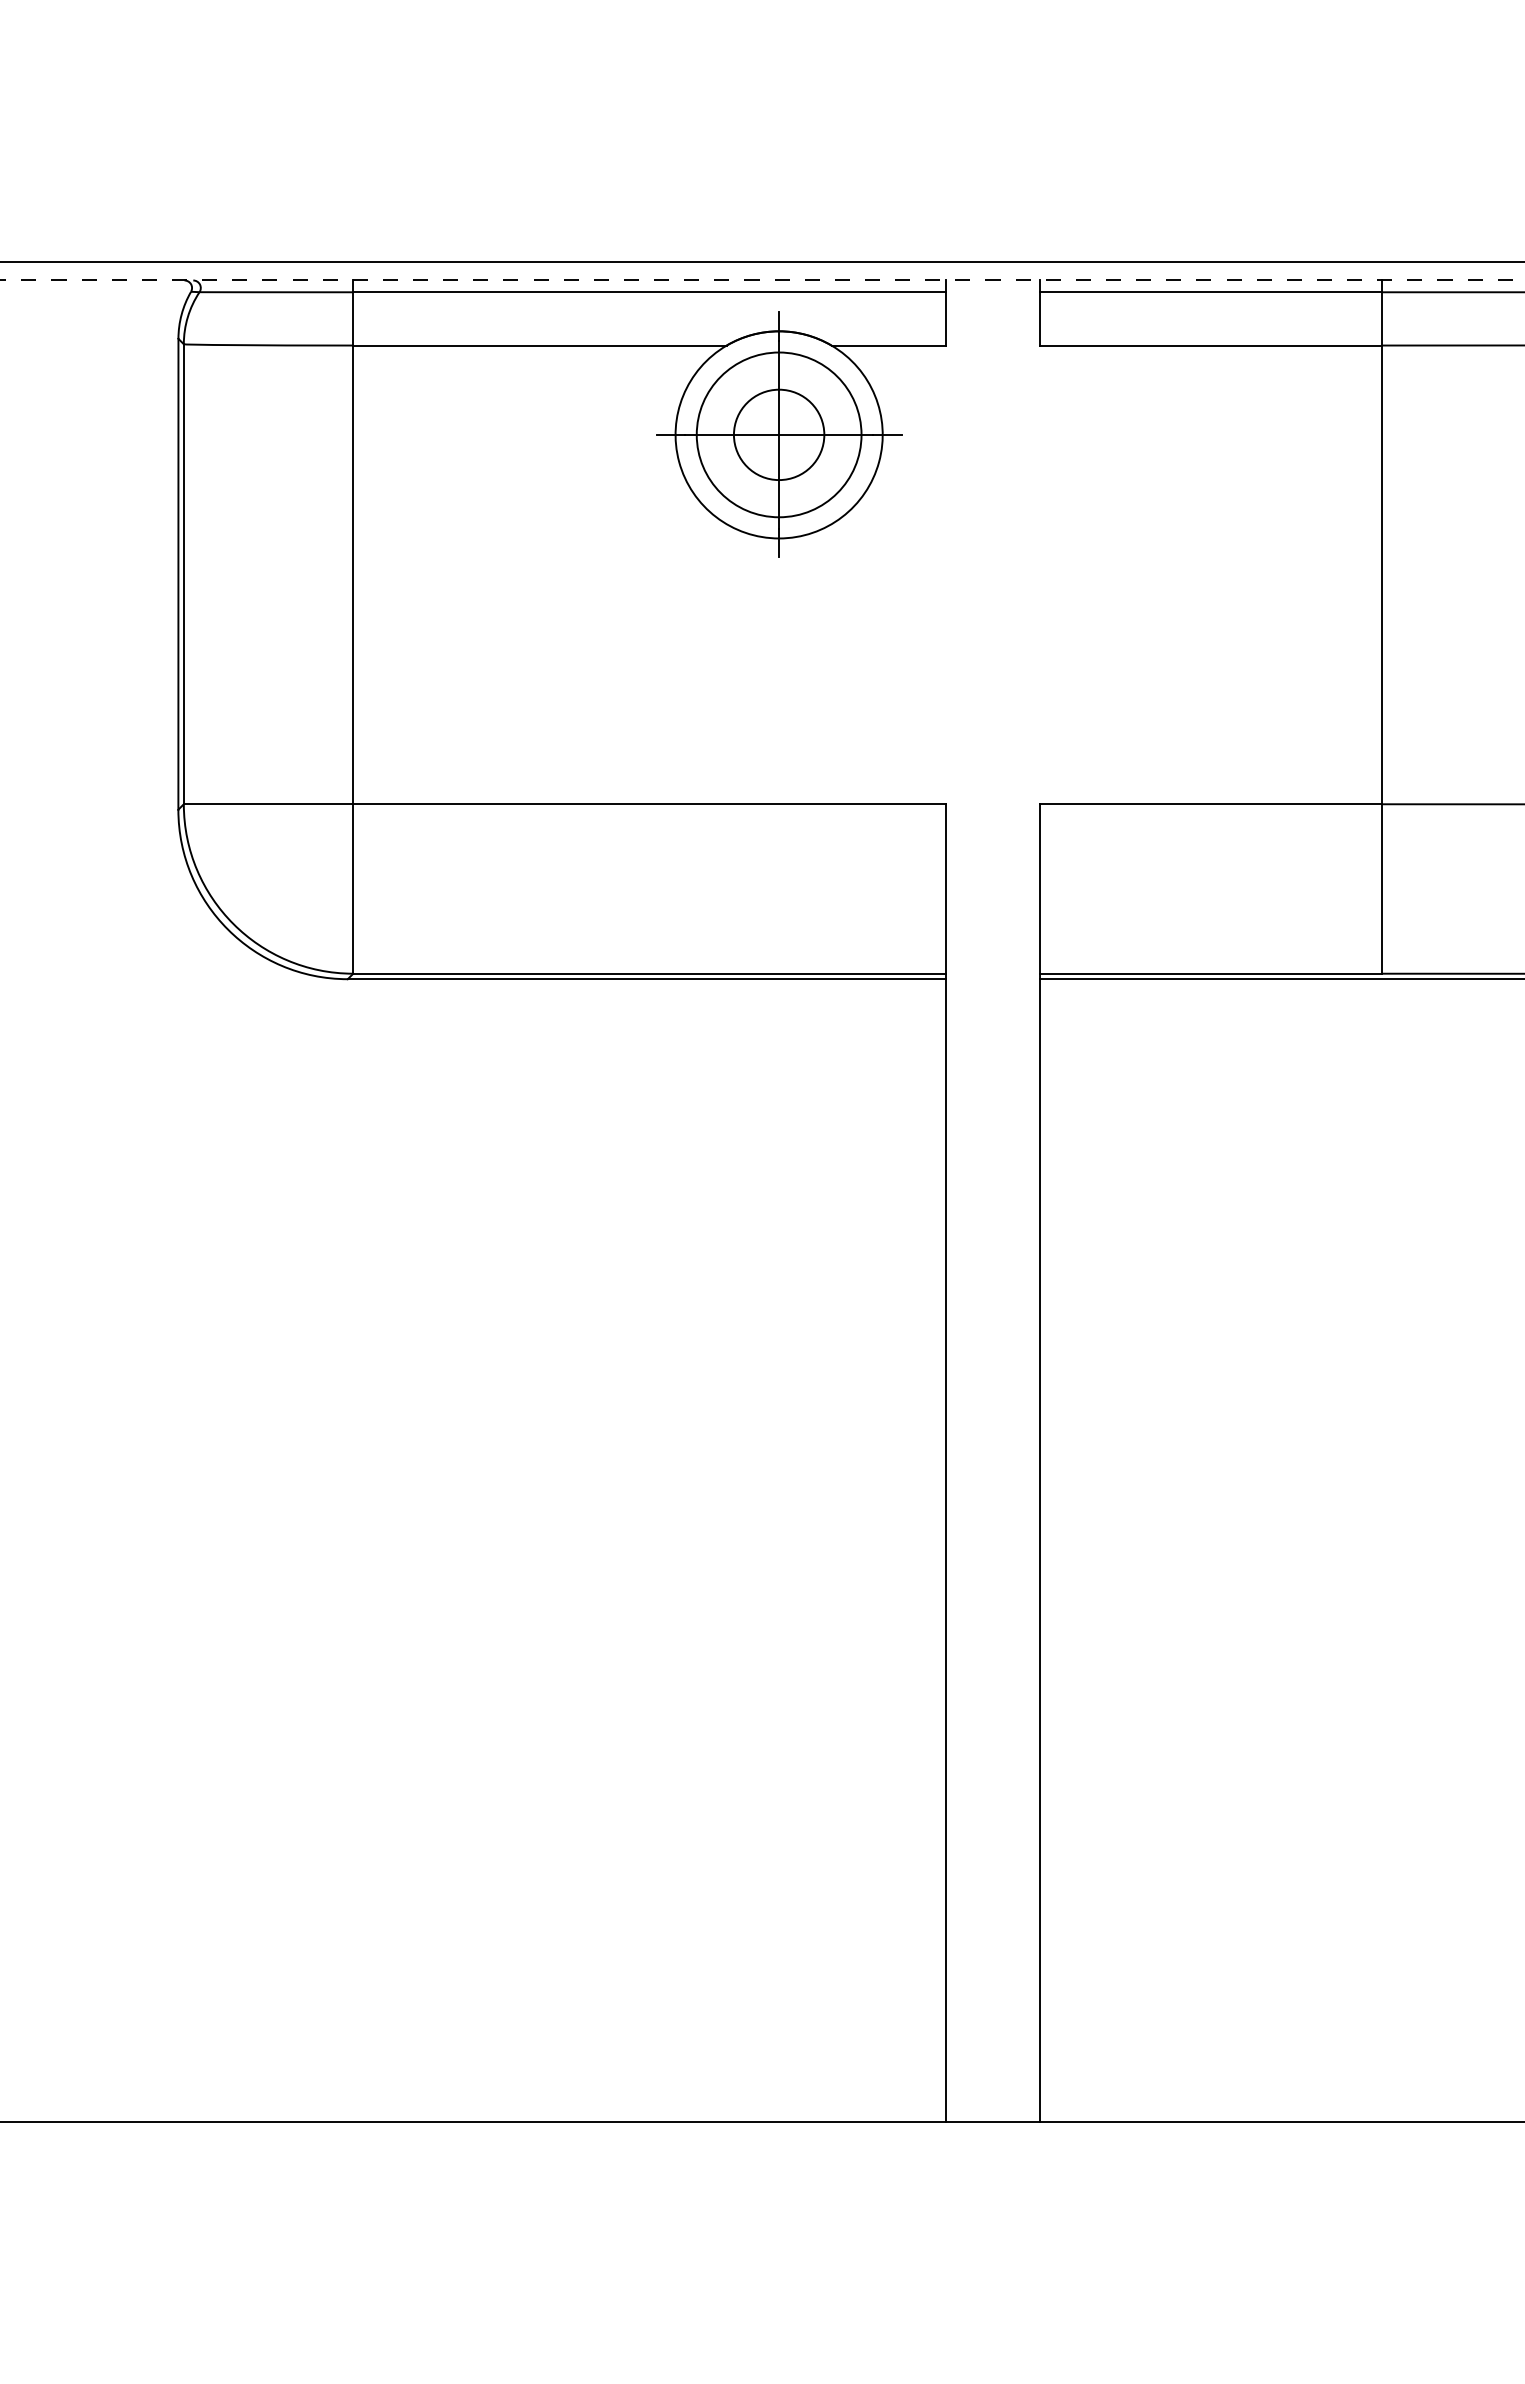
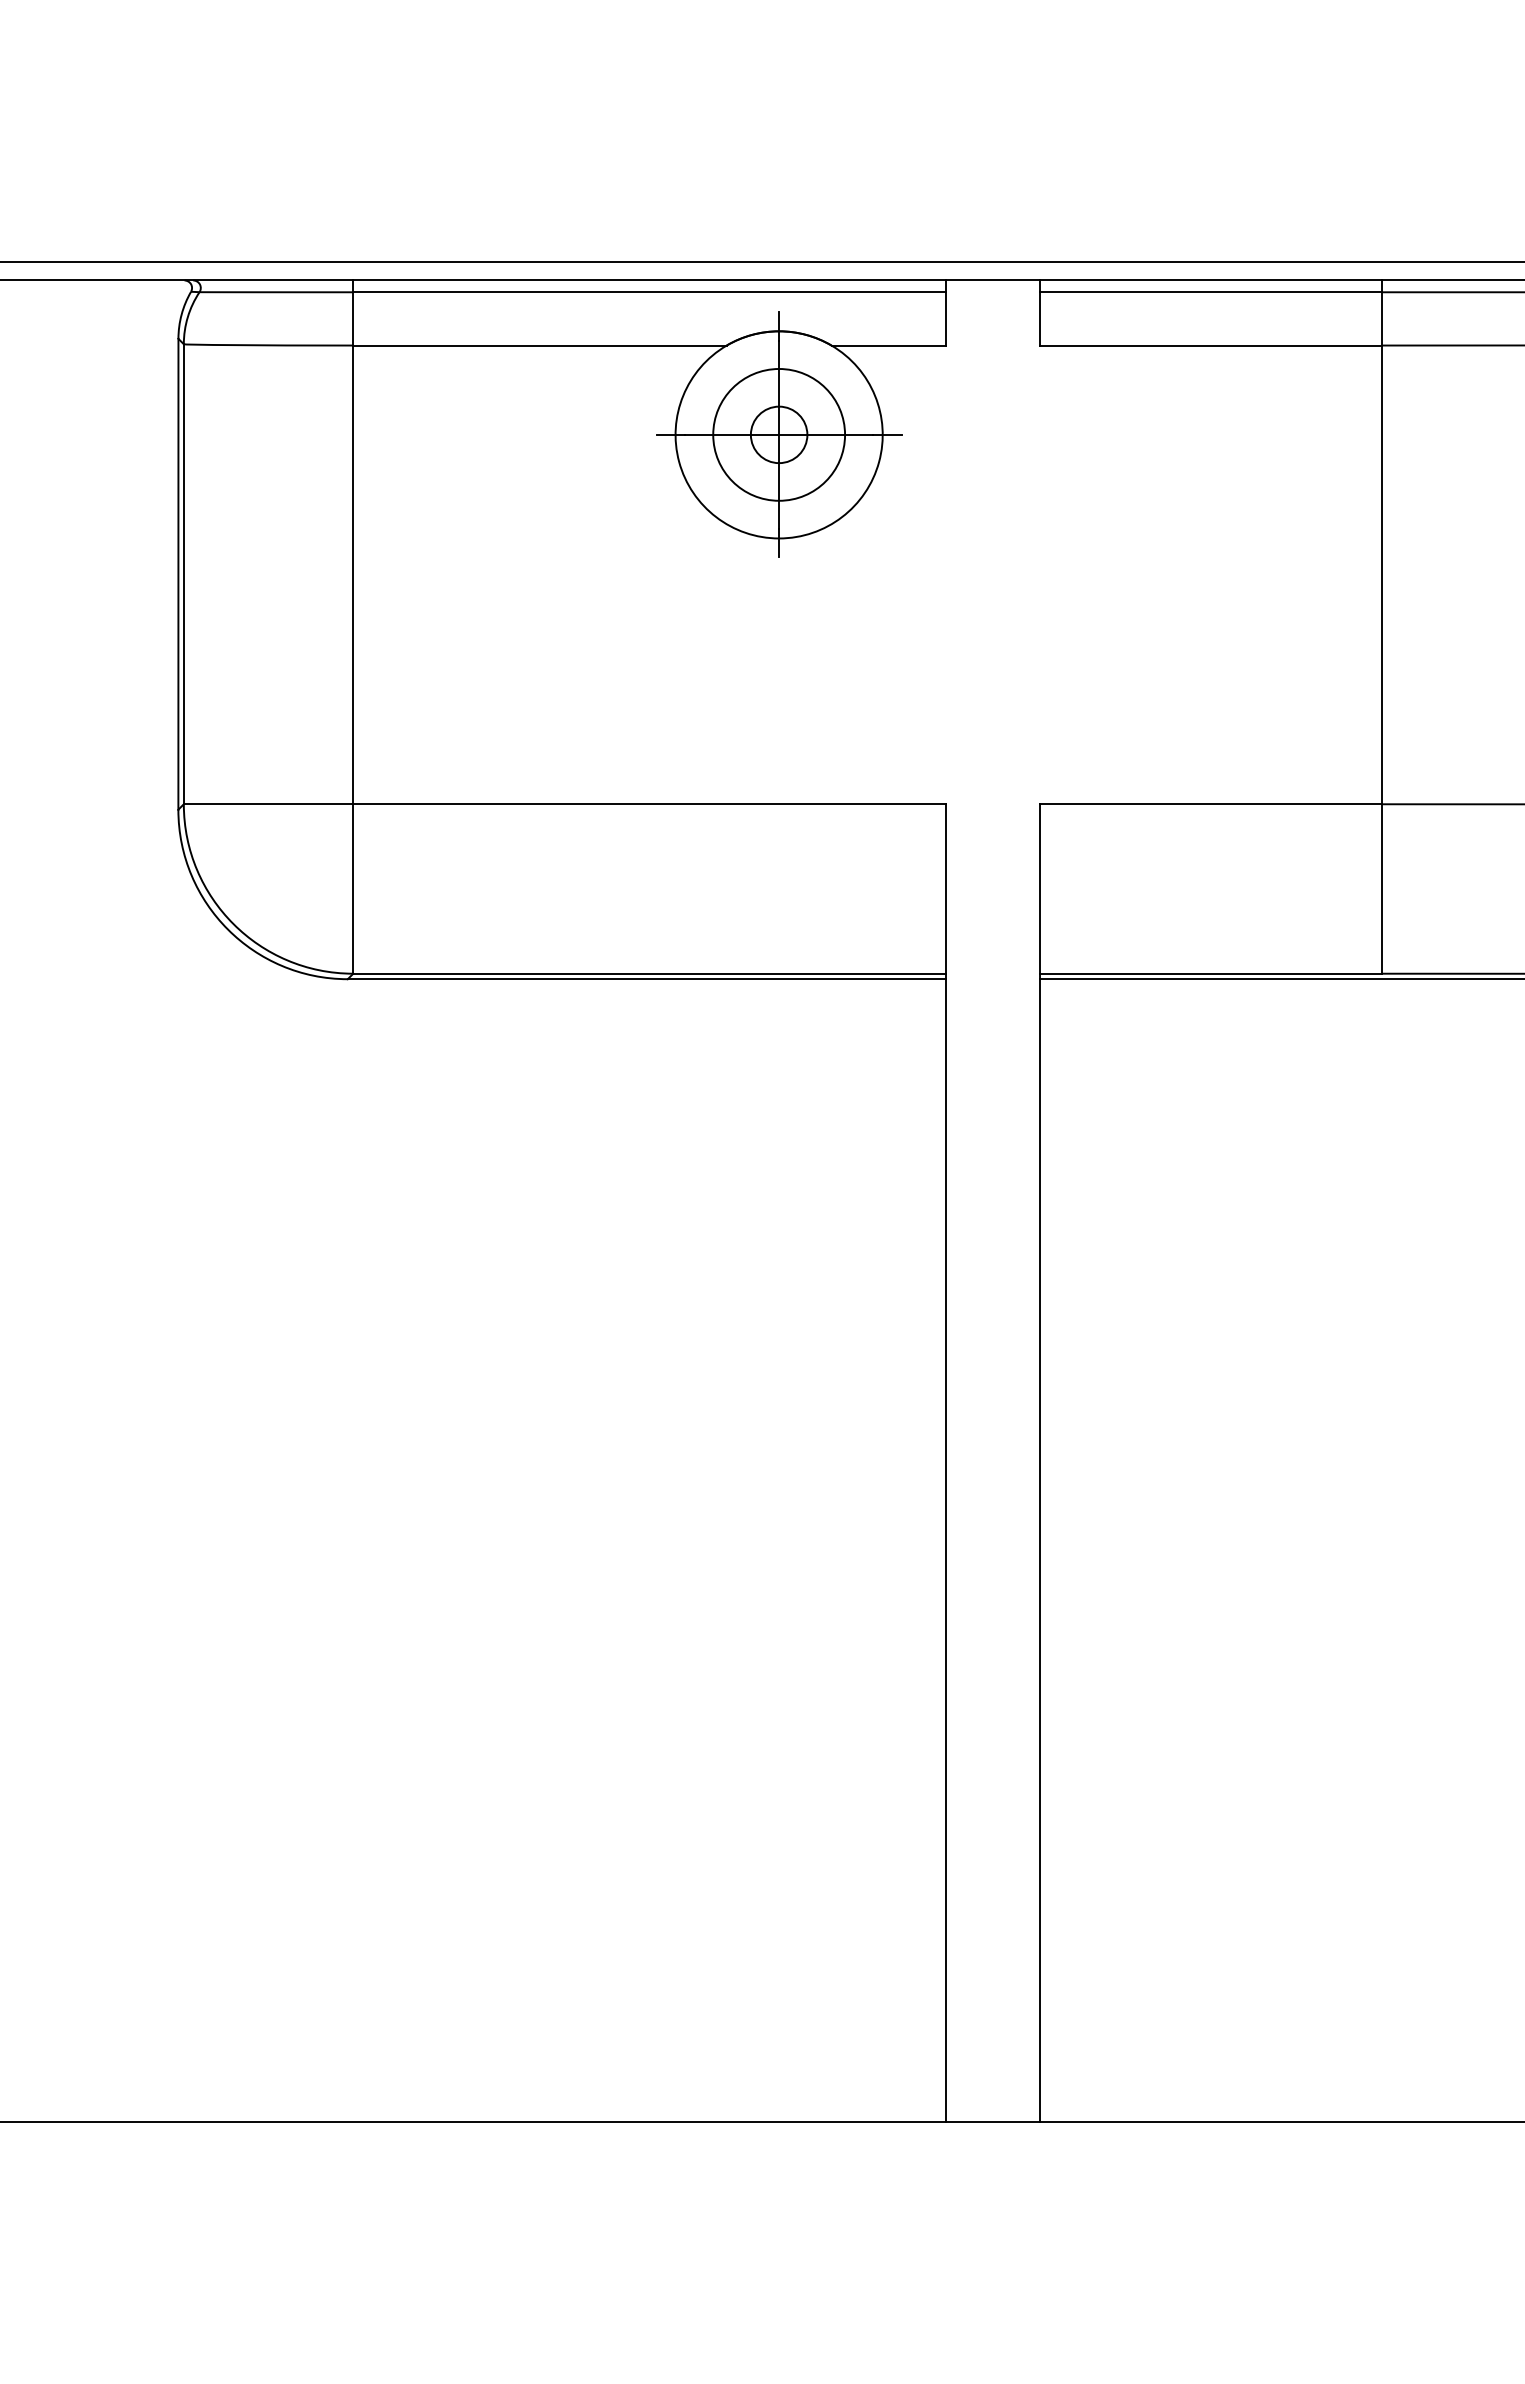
line: dashed -> solid (762, 280)
circle diameter: 165 px -> 132 px (779, 434)
circle diameter: 90 px -> 56 px (778, 434)
